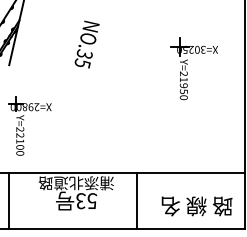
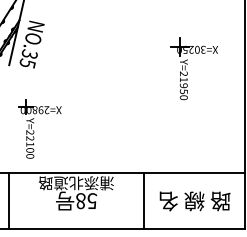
text position: (86, 44) -> (31, 44) (31, 44)
part position: (29, 125) -> (39, 128) (39, 128)
text: 53 -> 58 (80, 201)
line position: (136, 201) -> (143, 201) (143, 201)
text position: (196, 206) -> (194, 201) (194, 201)
